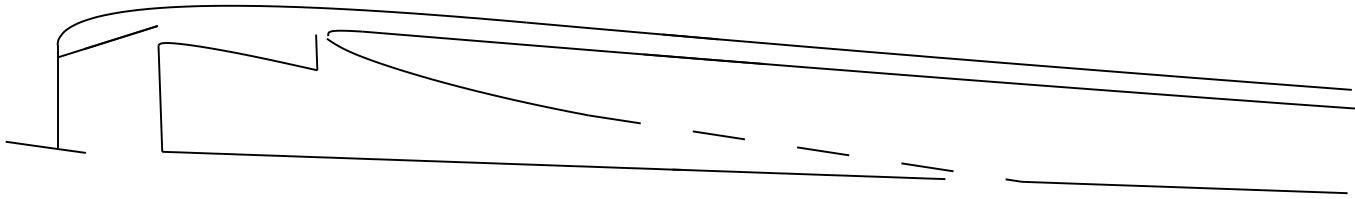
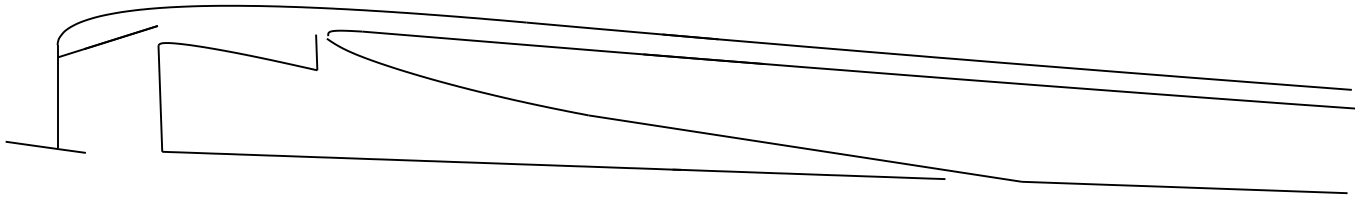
line: dashed -> solid (805, 148)
